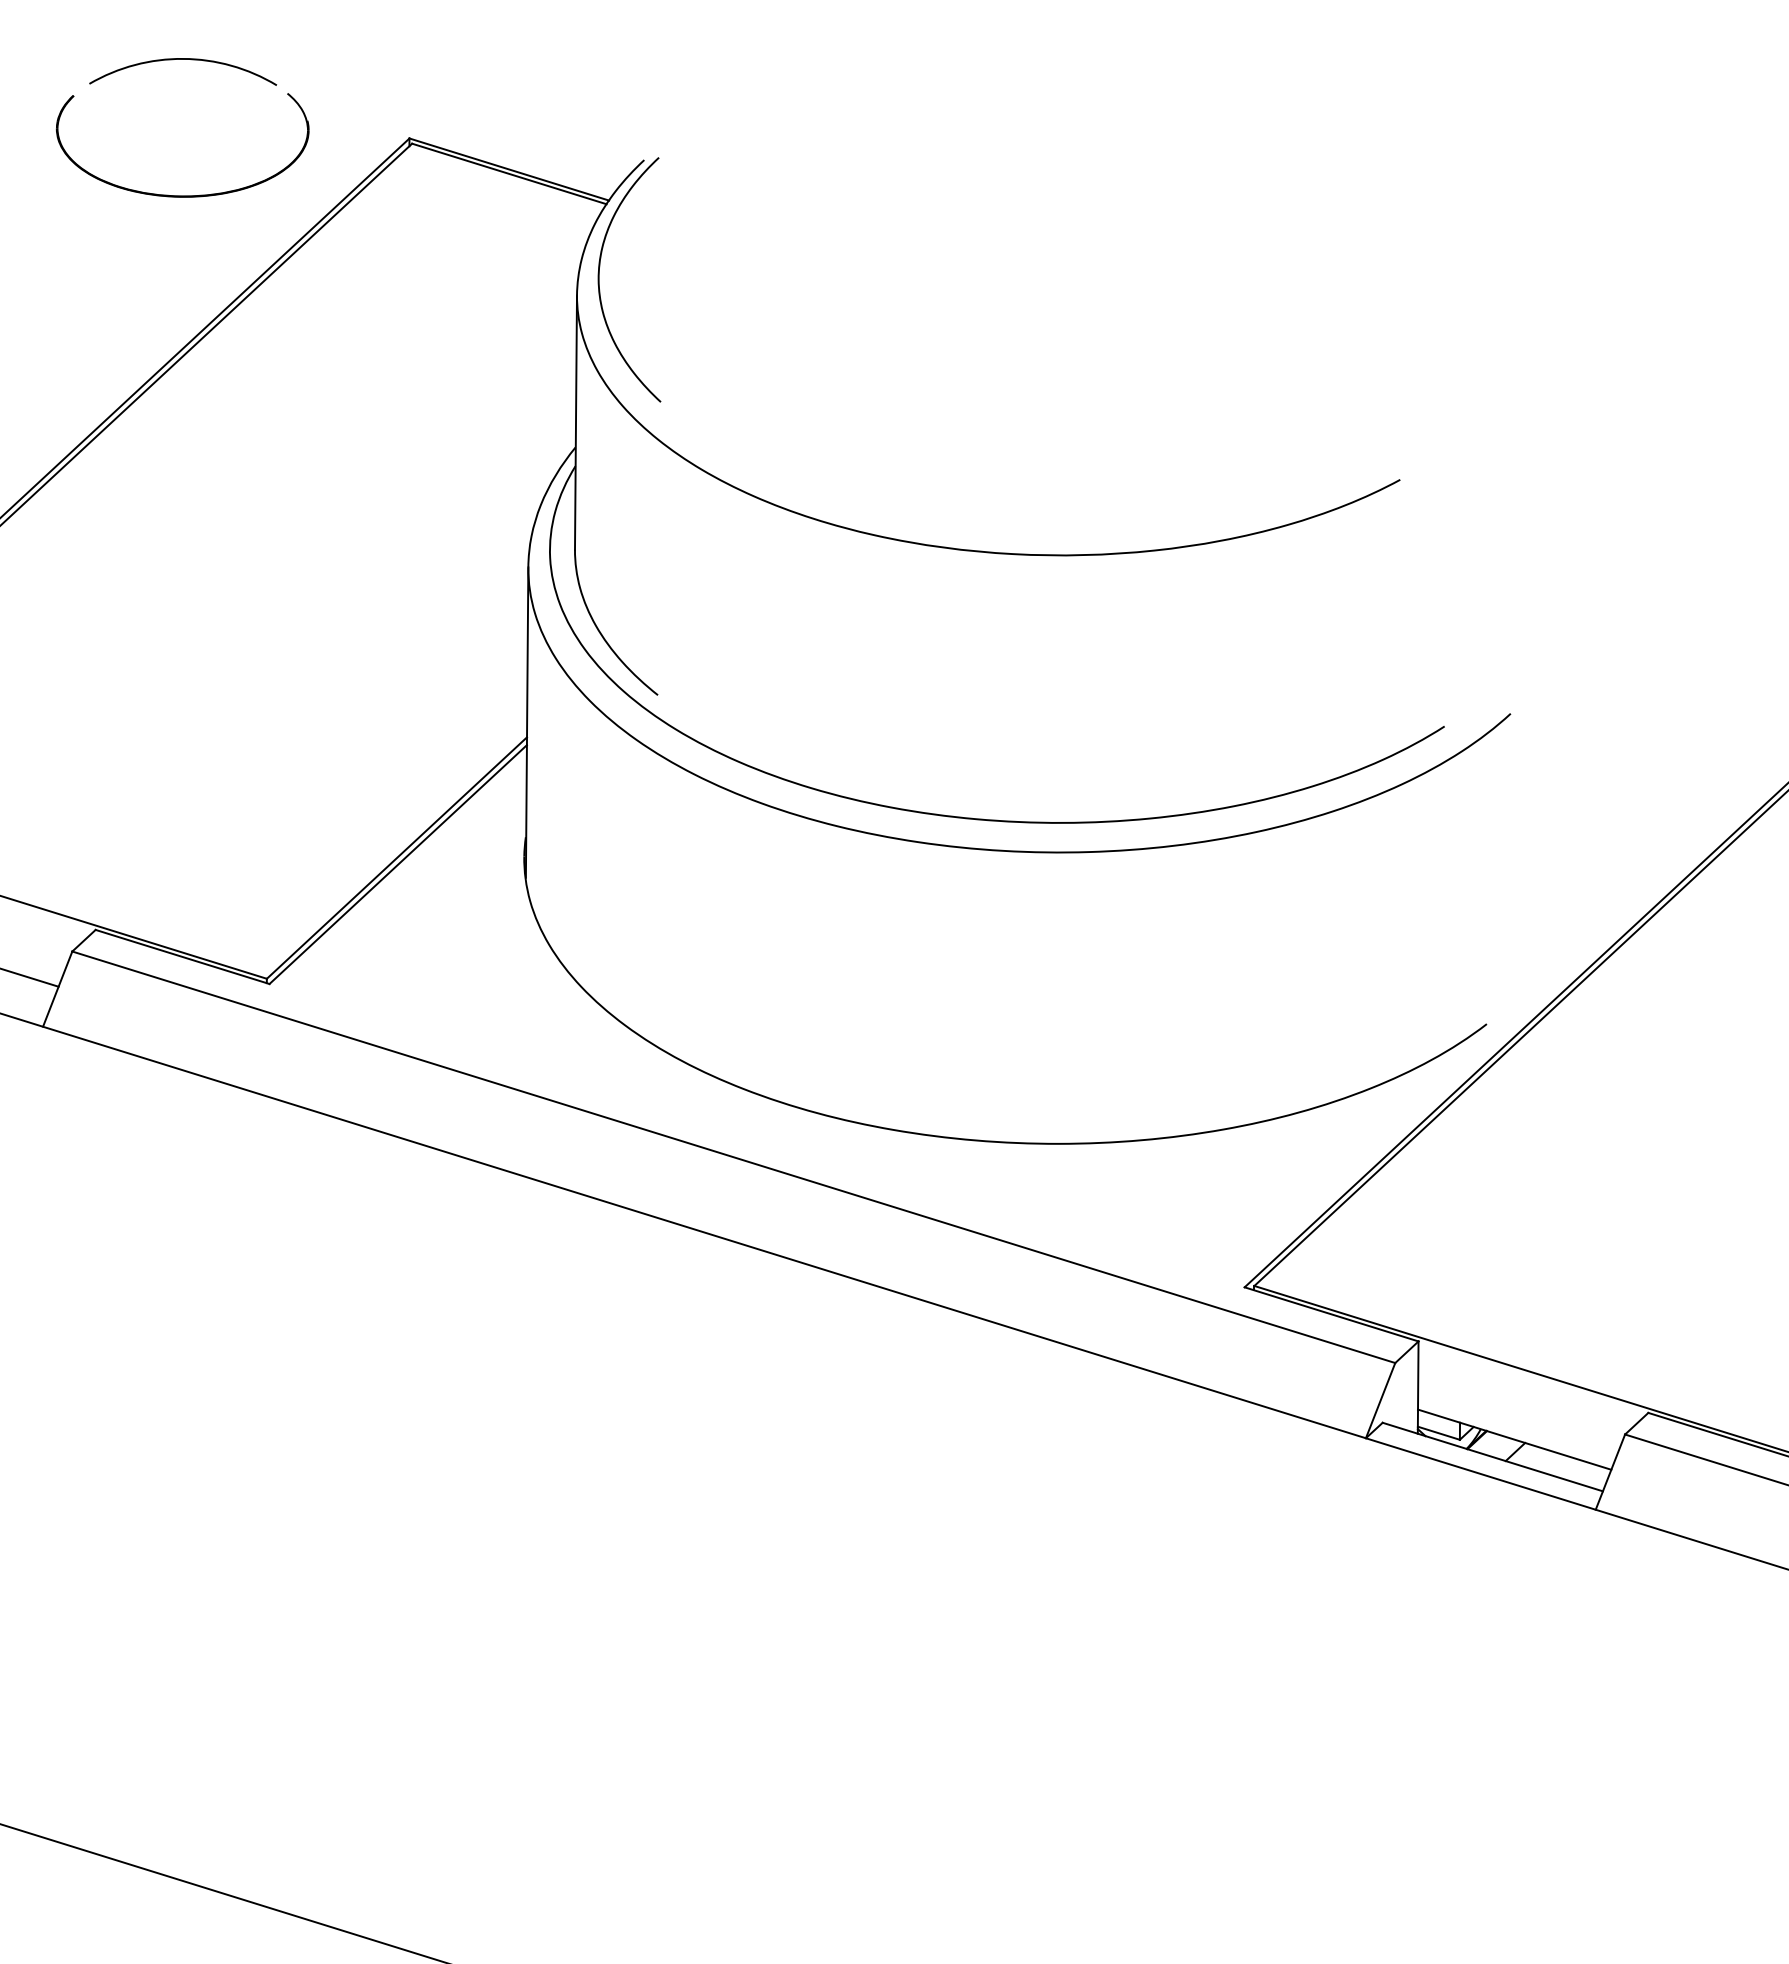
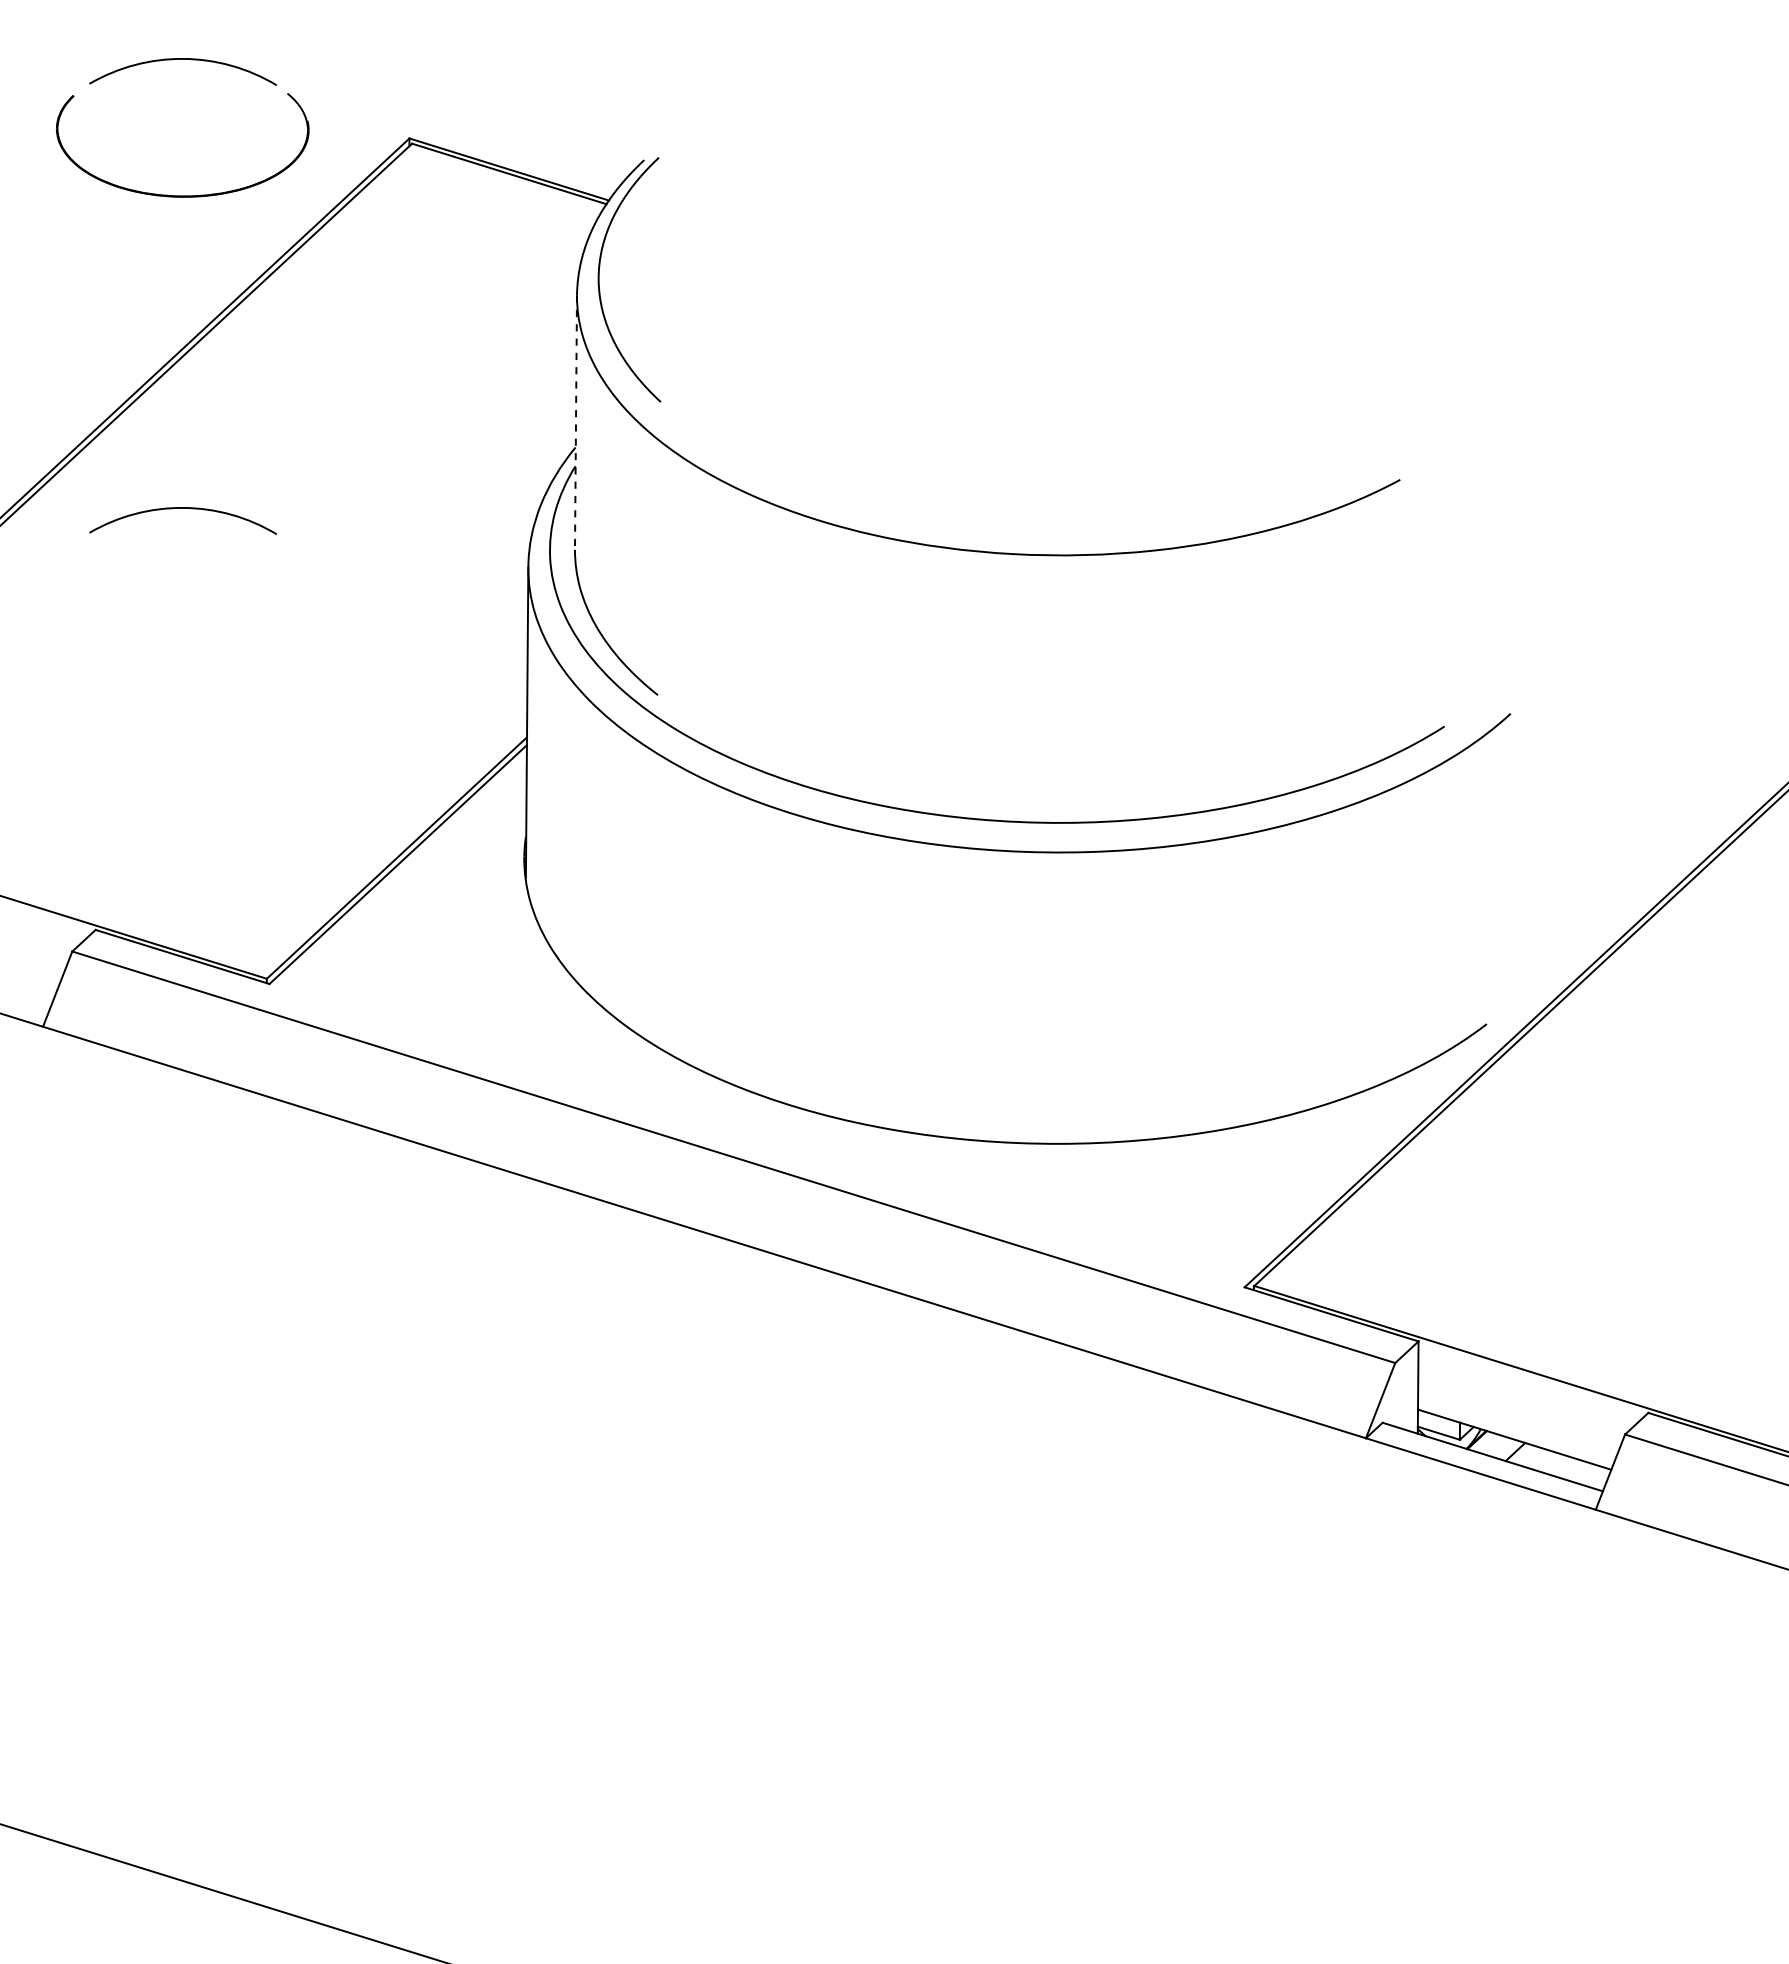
line: solid -> dashed (575, 423)
arc: none -> present (183, 508)
line: present -> none (30, 977)
